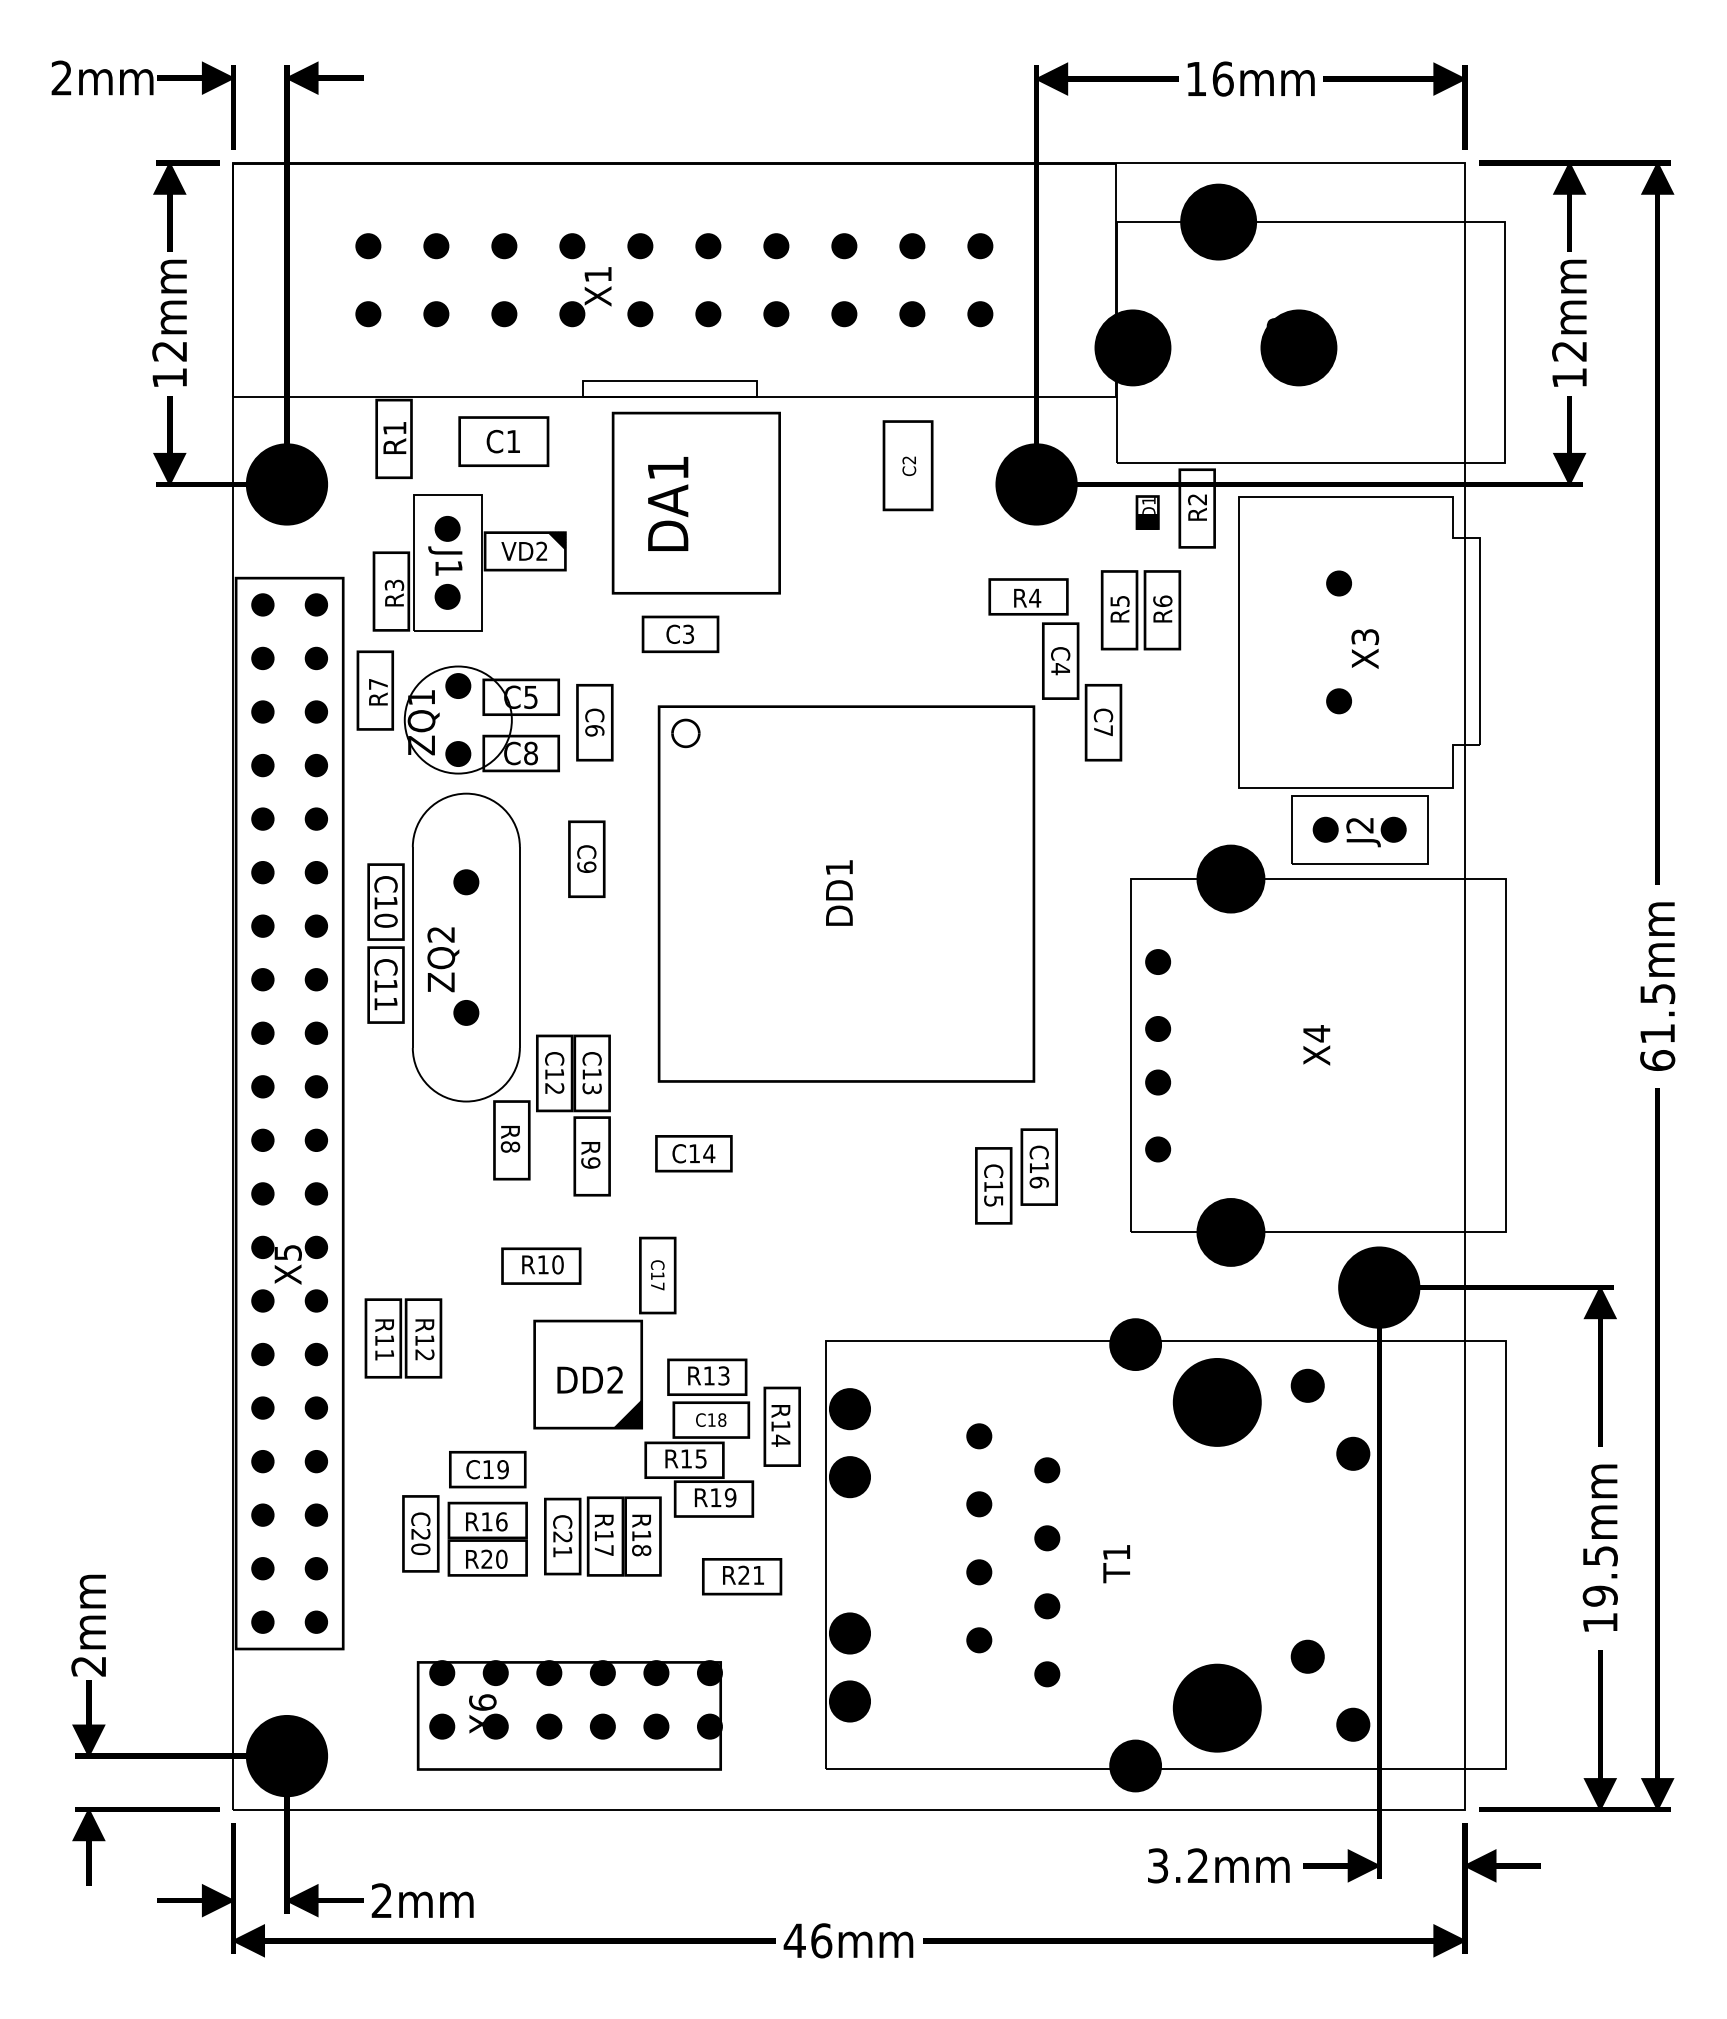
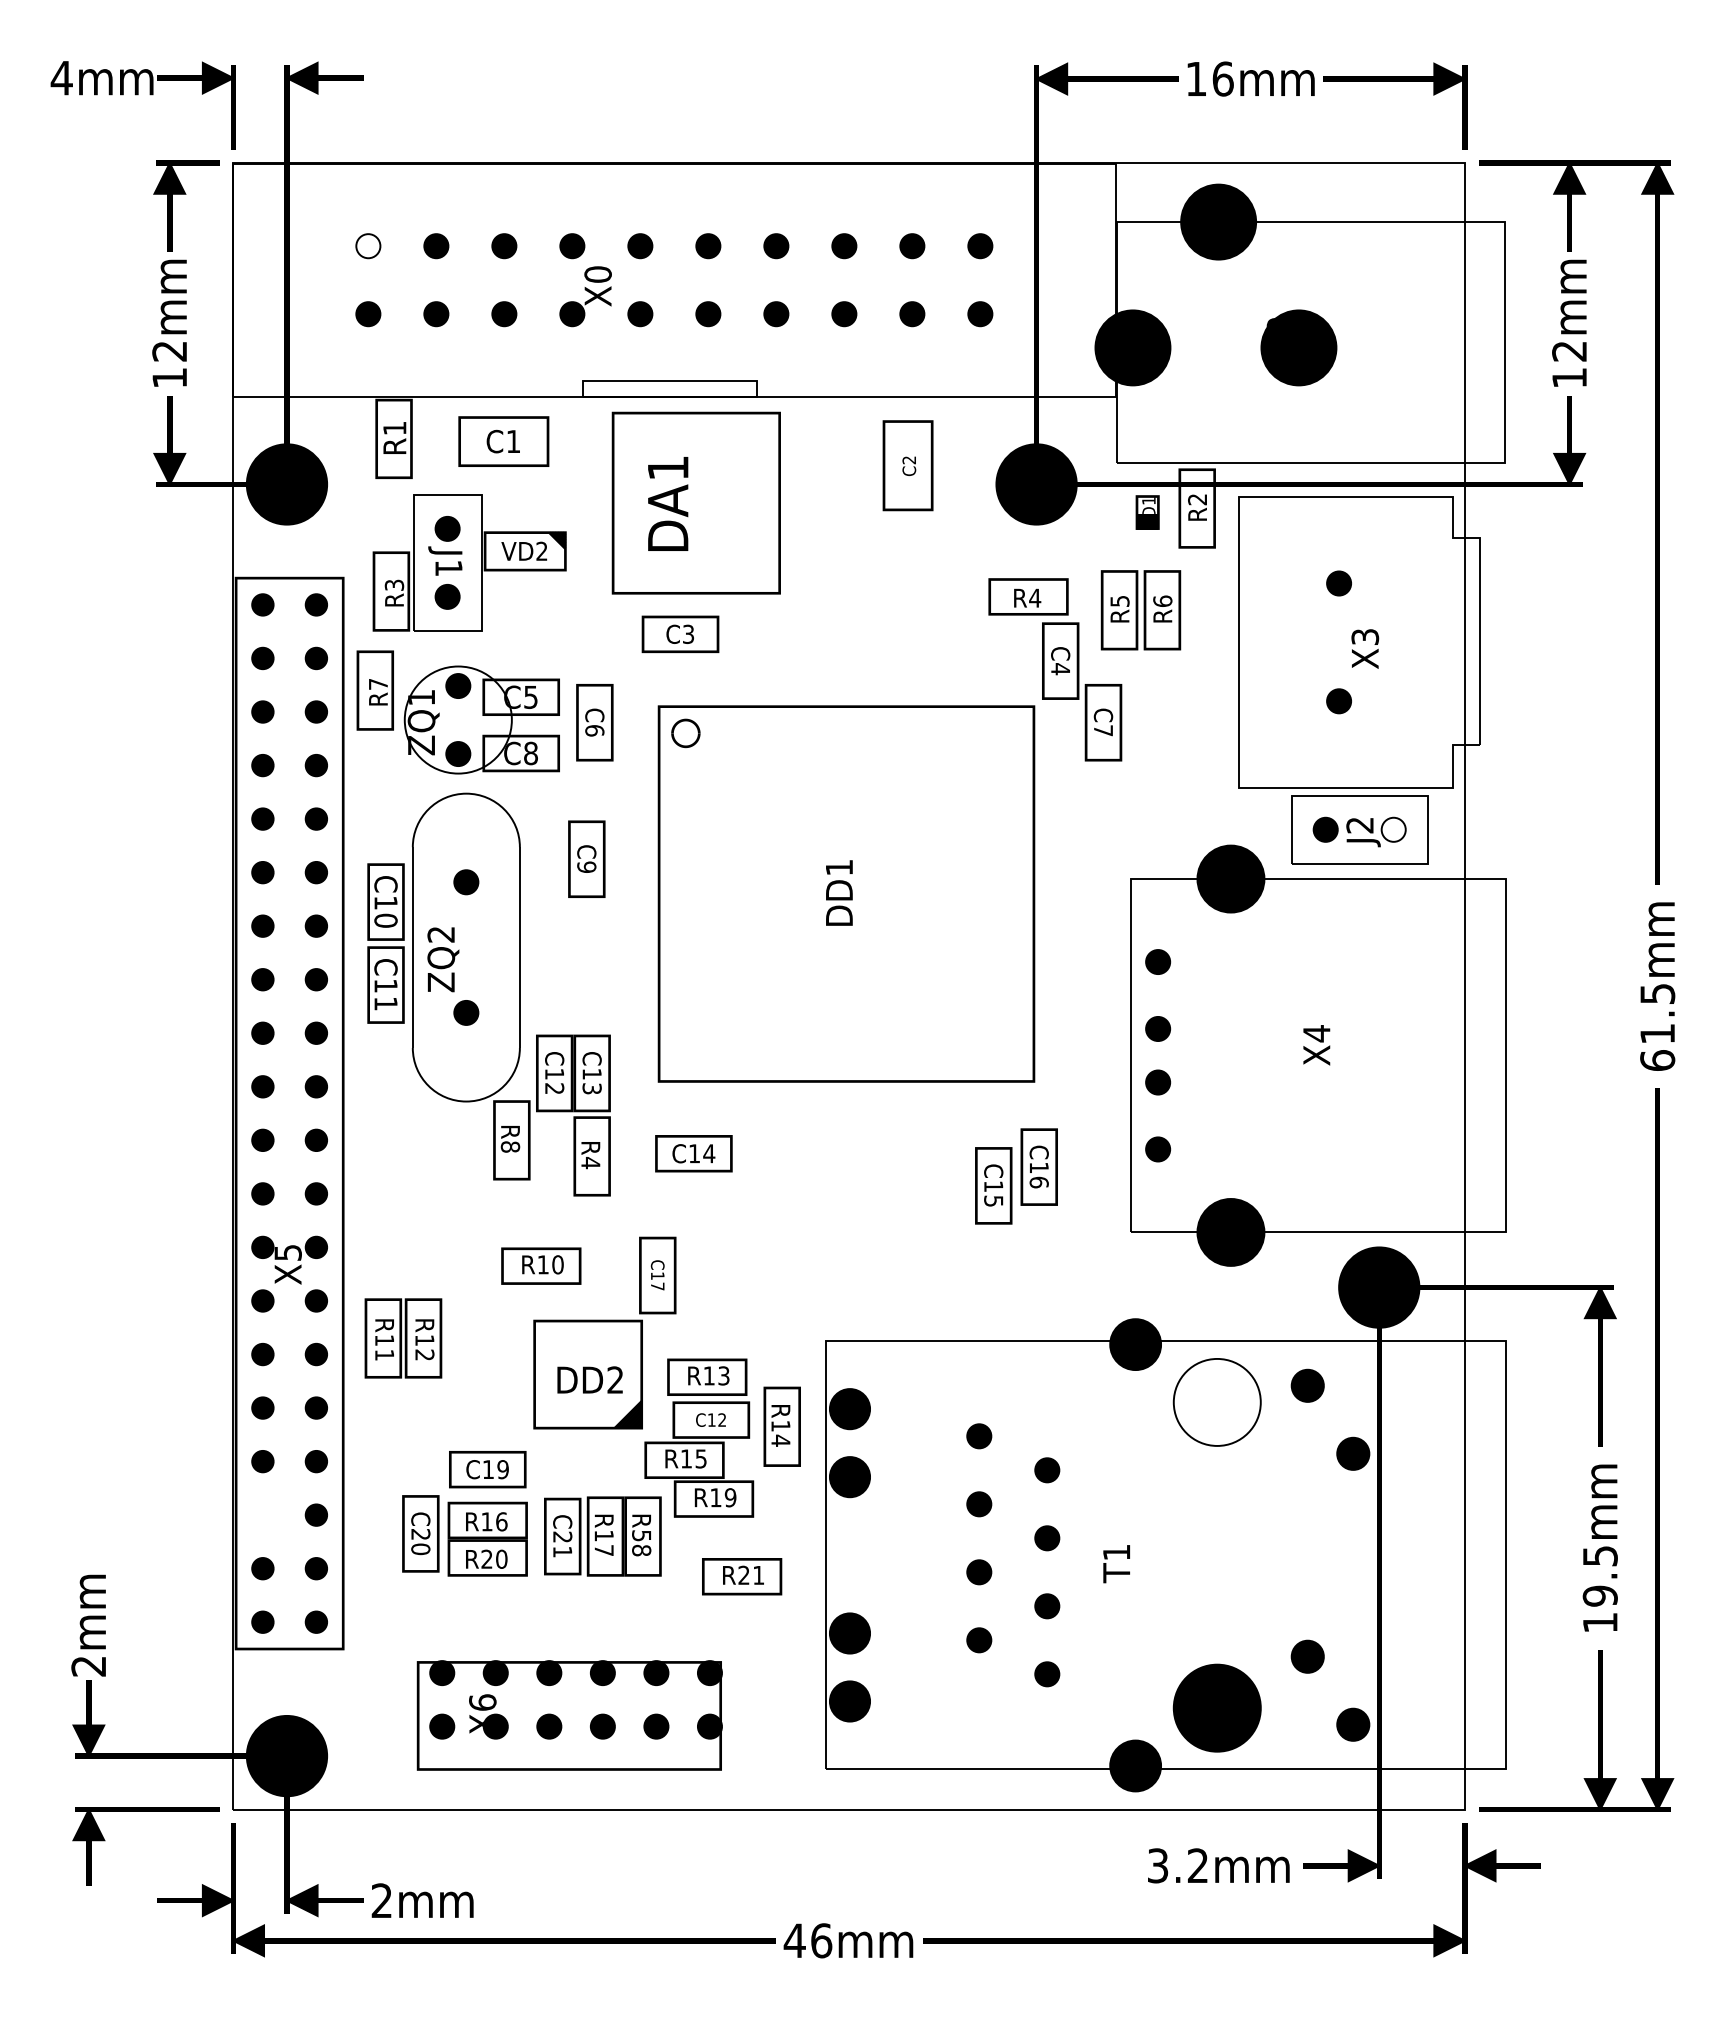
text: 2mm -> 4mm (61, 77)
fill: present -> none (368, 246)
text: X1 -> X0 (597, 274)
fill: present -> none (1393, 829)
text: R9 -> R4 (590, 1162)
fill: present -> none (1216, 1401)
text: C18 -> C12 (722, 1419)
part: present -> none (262, 1514)
text: R18 -> R58 (641, 1535)
